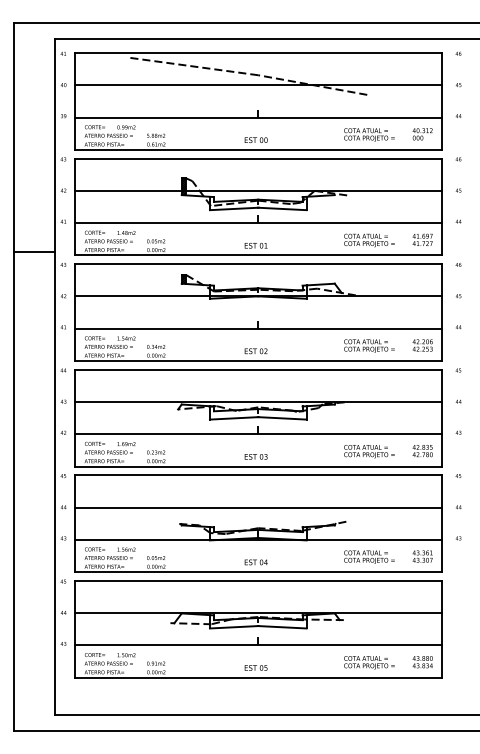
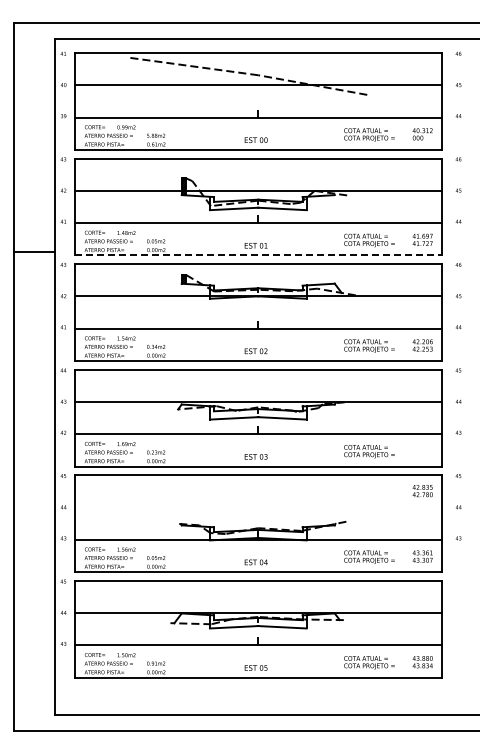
line: solid -> dashed (258, 255)
text position: (422, 451) -> (422, 491) (422, 491)
line: present -> none (257, 507)
